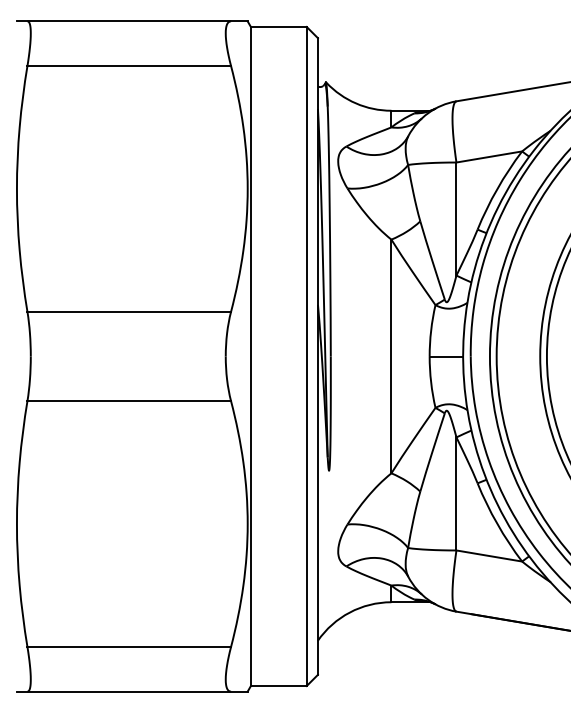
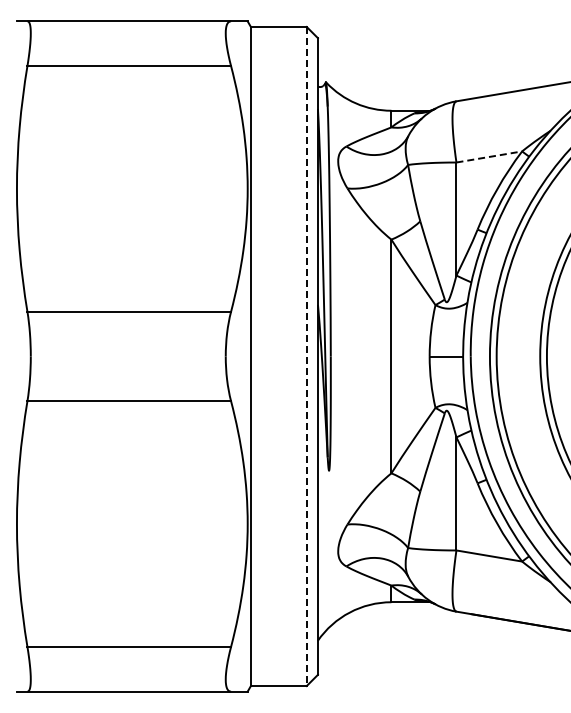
line: solid -> dashed (489, 156)
line: solid -> dashed (306, 356)
